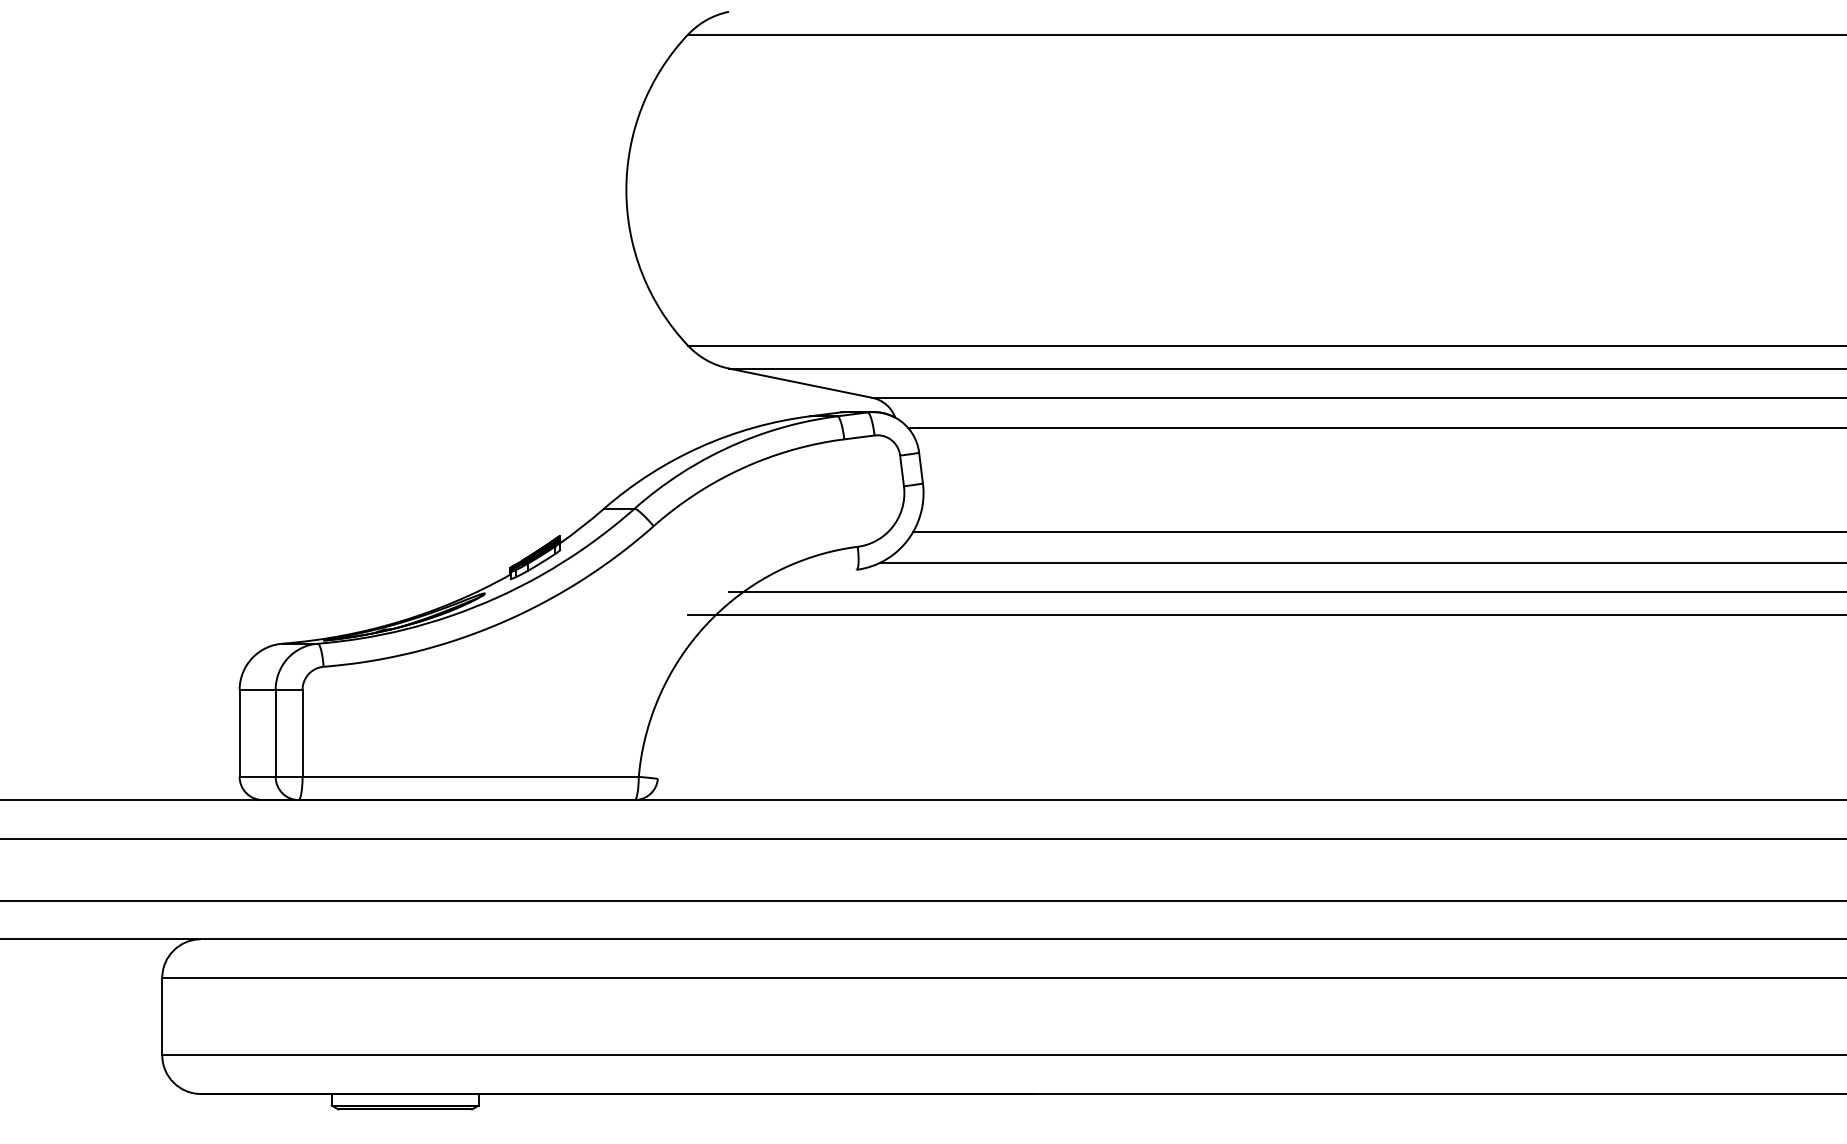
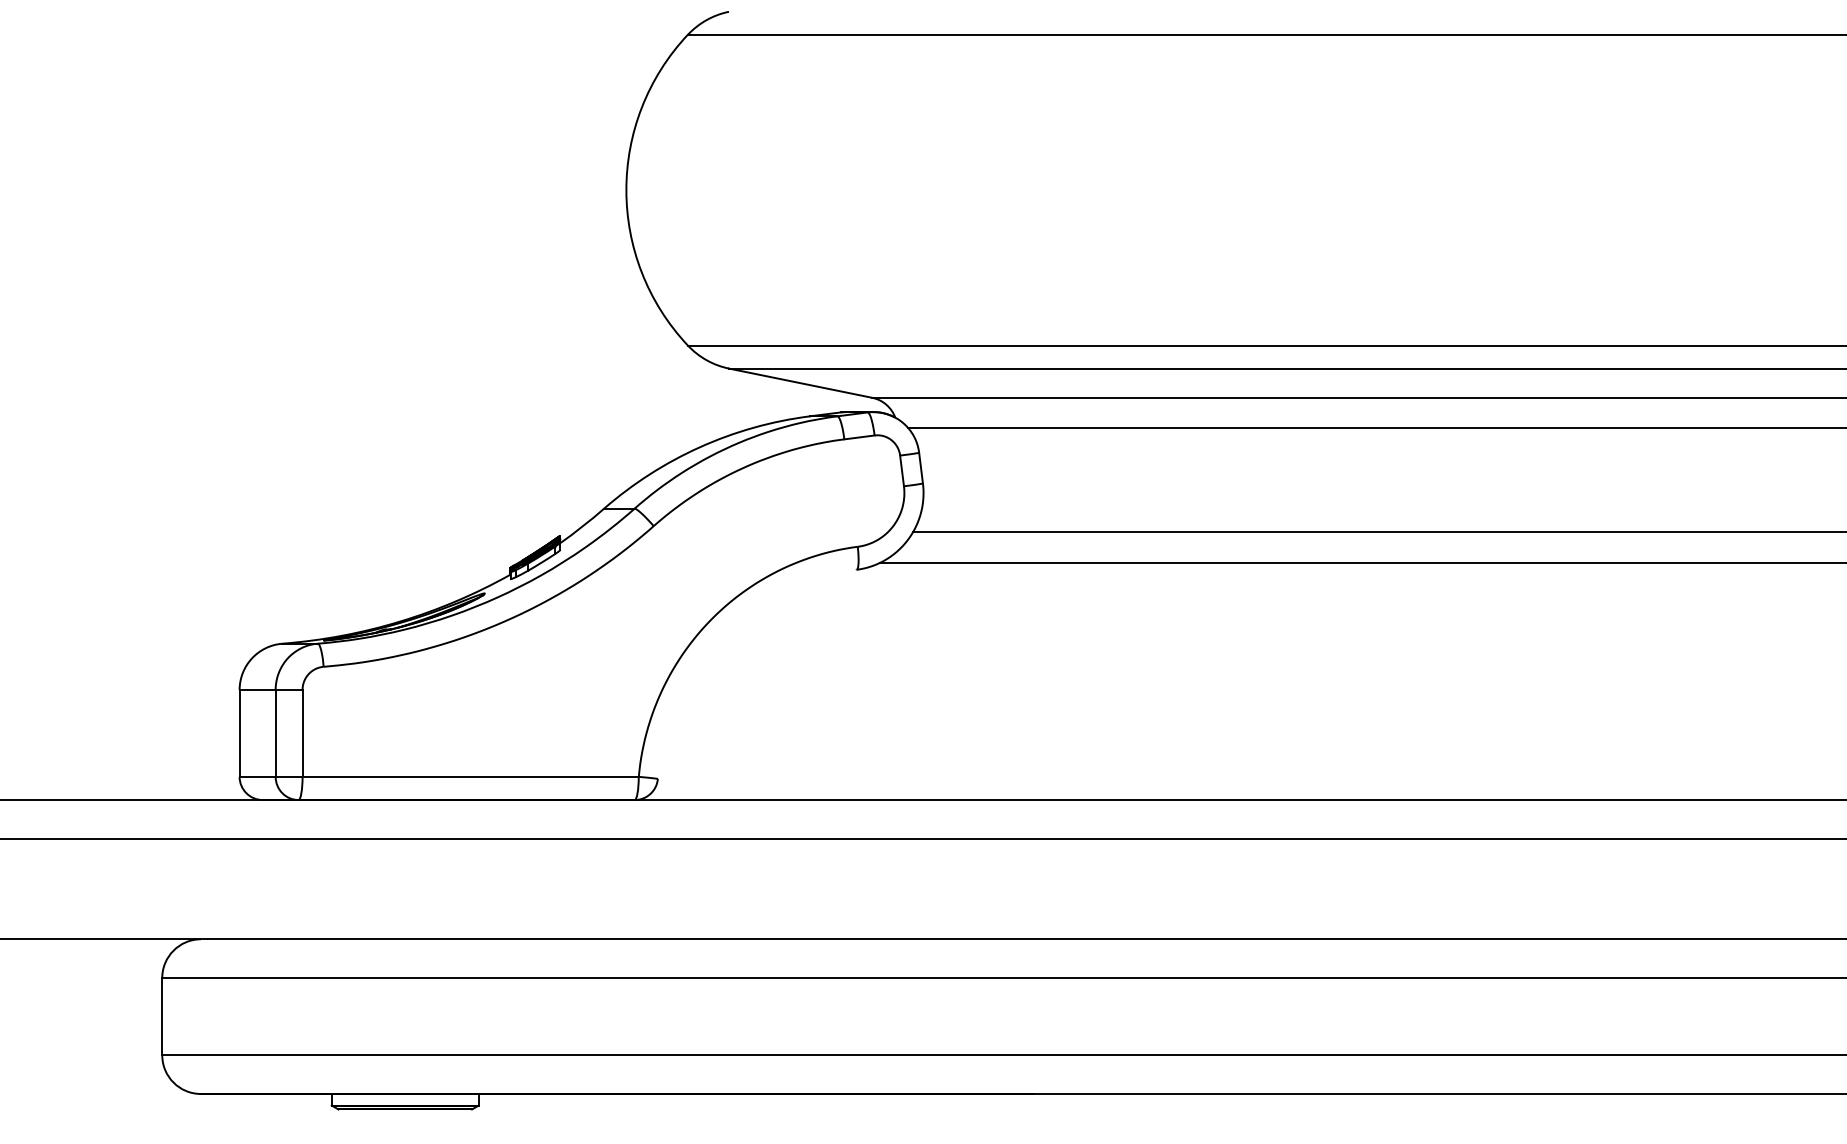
line: present -> none (1286, 591)
line: present -> none (1265, 614)
line: present -> none (922, 900)
